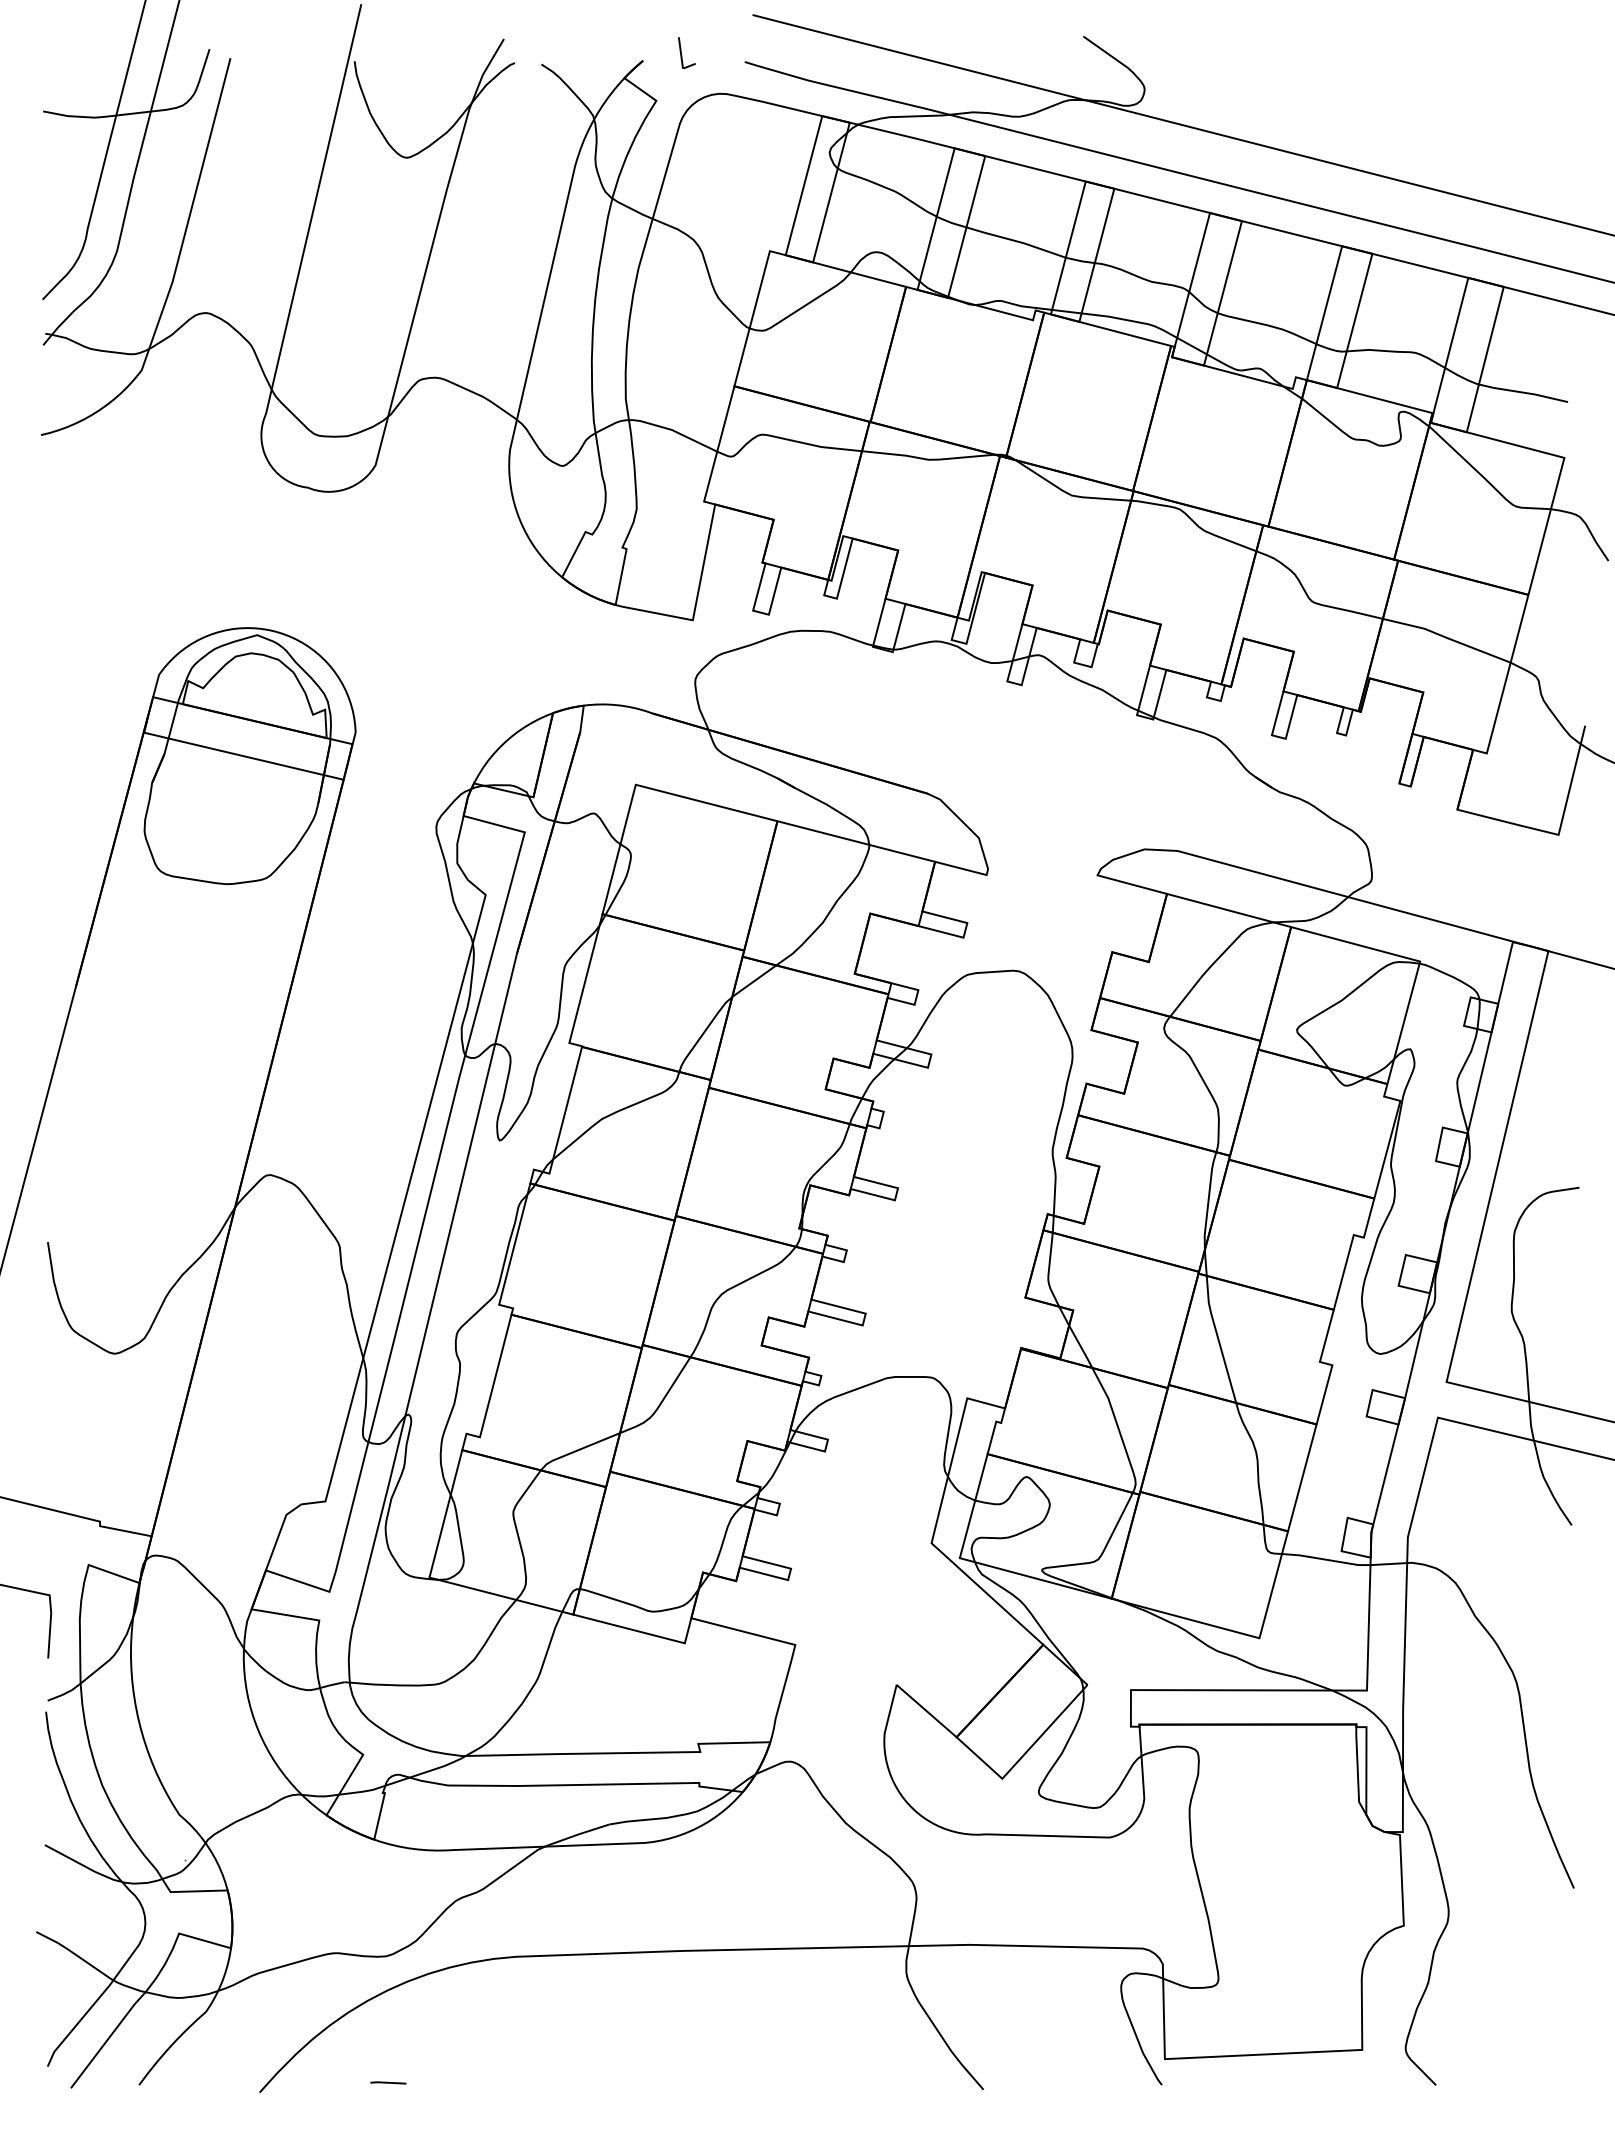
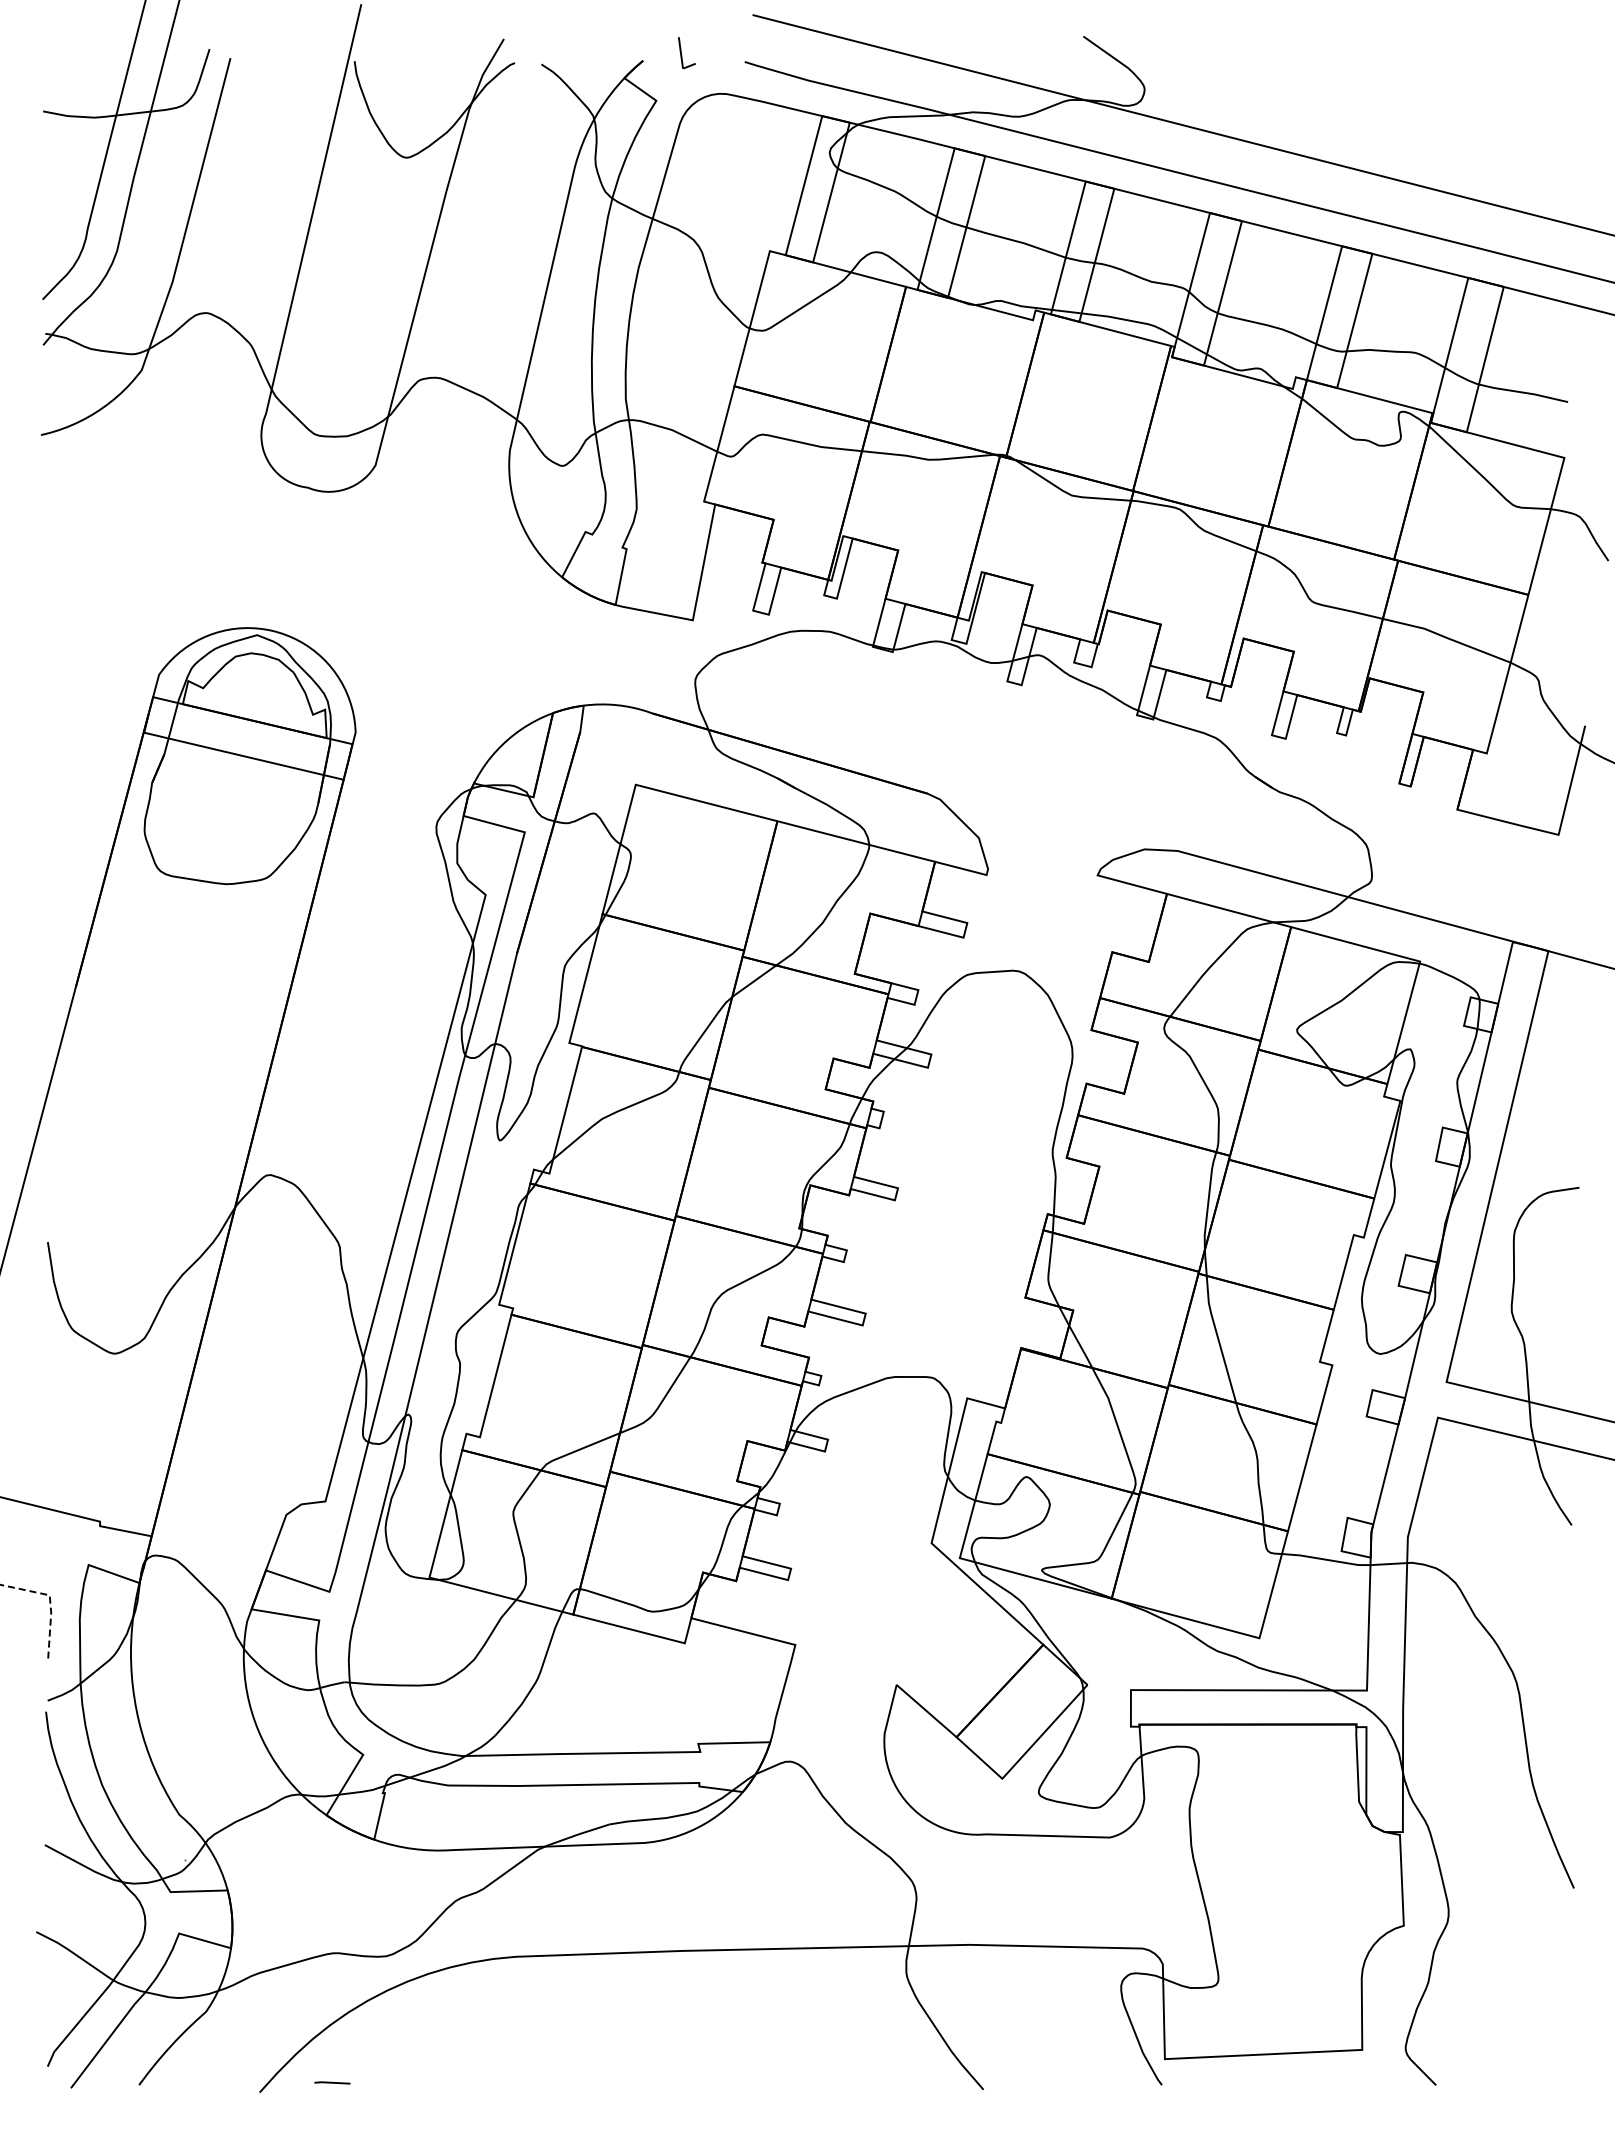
line: solid -> dashed (50, 1601)
line position: (388, 2082) -> (332, 2082) (332, 2082)
